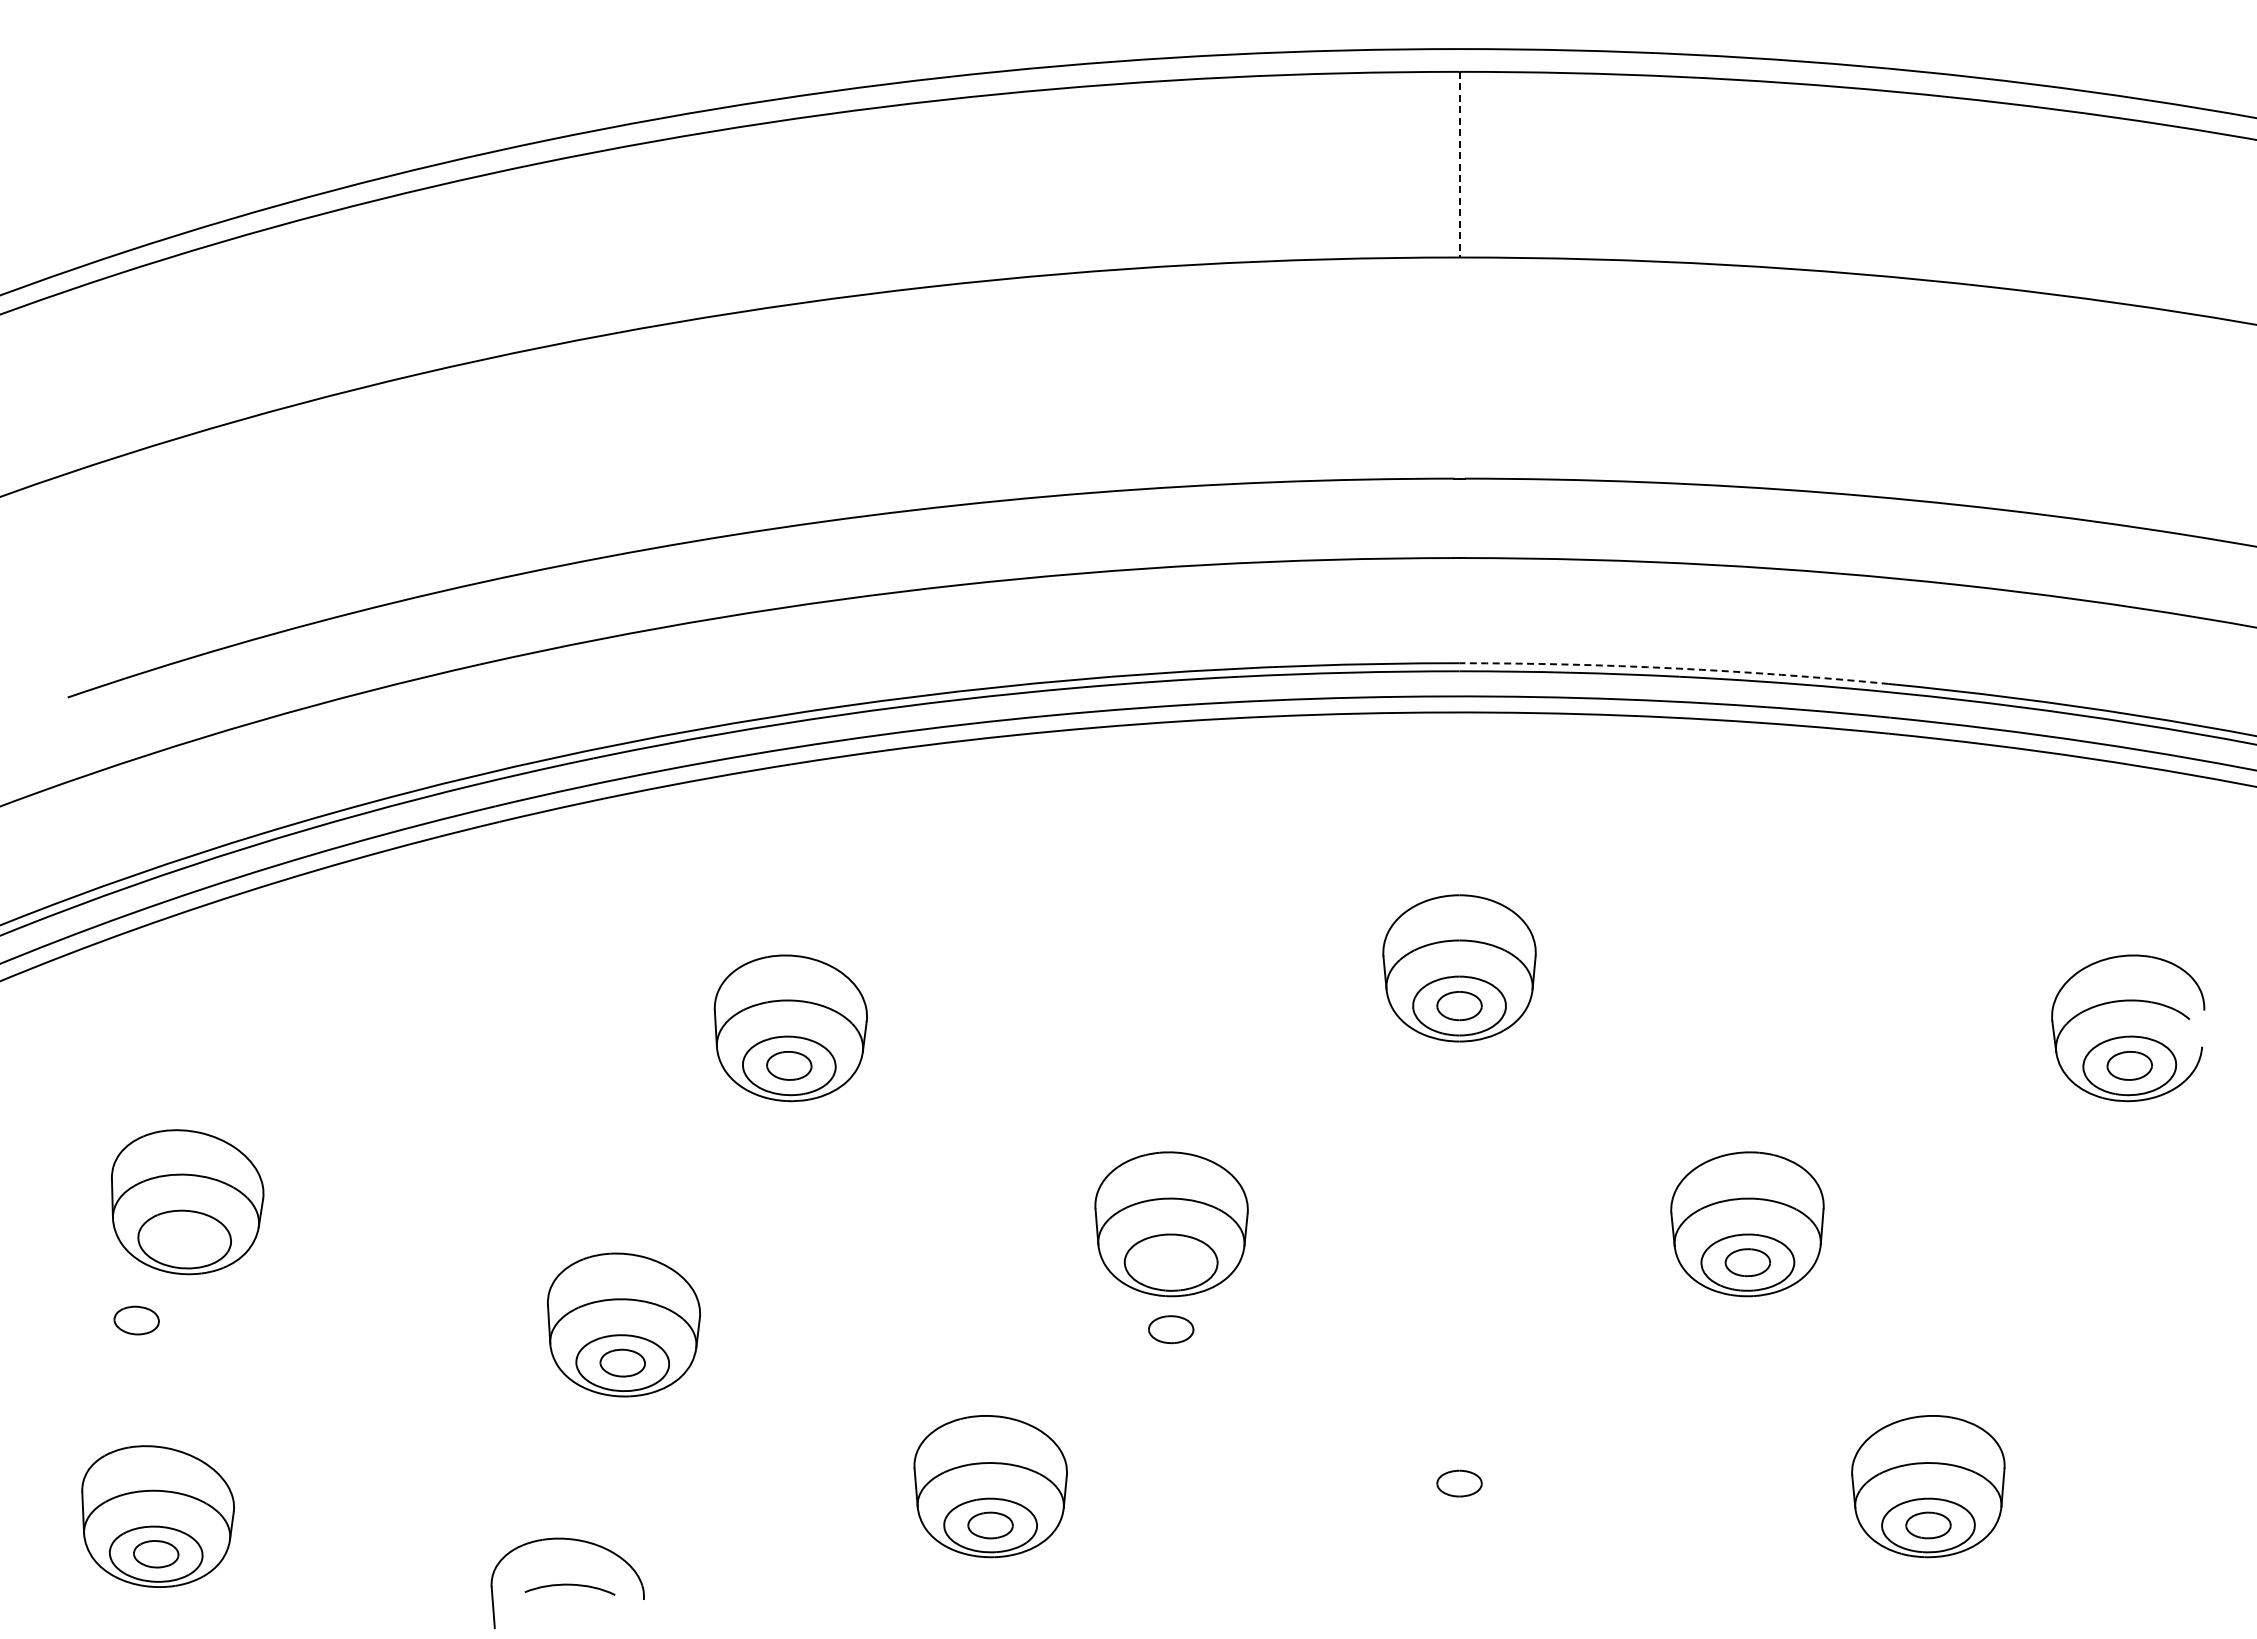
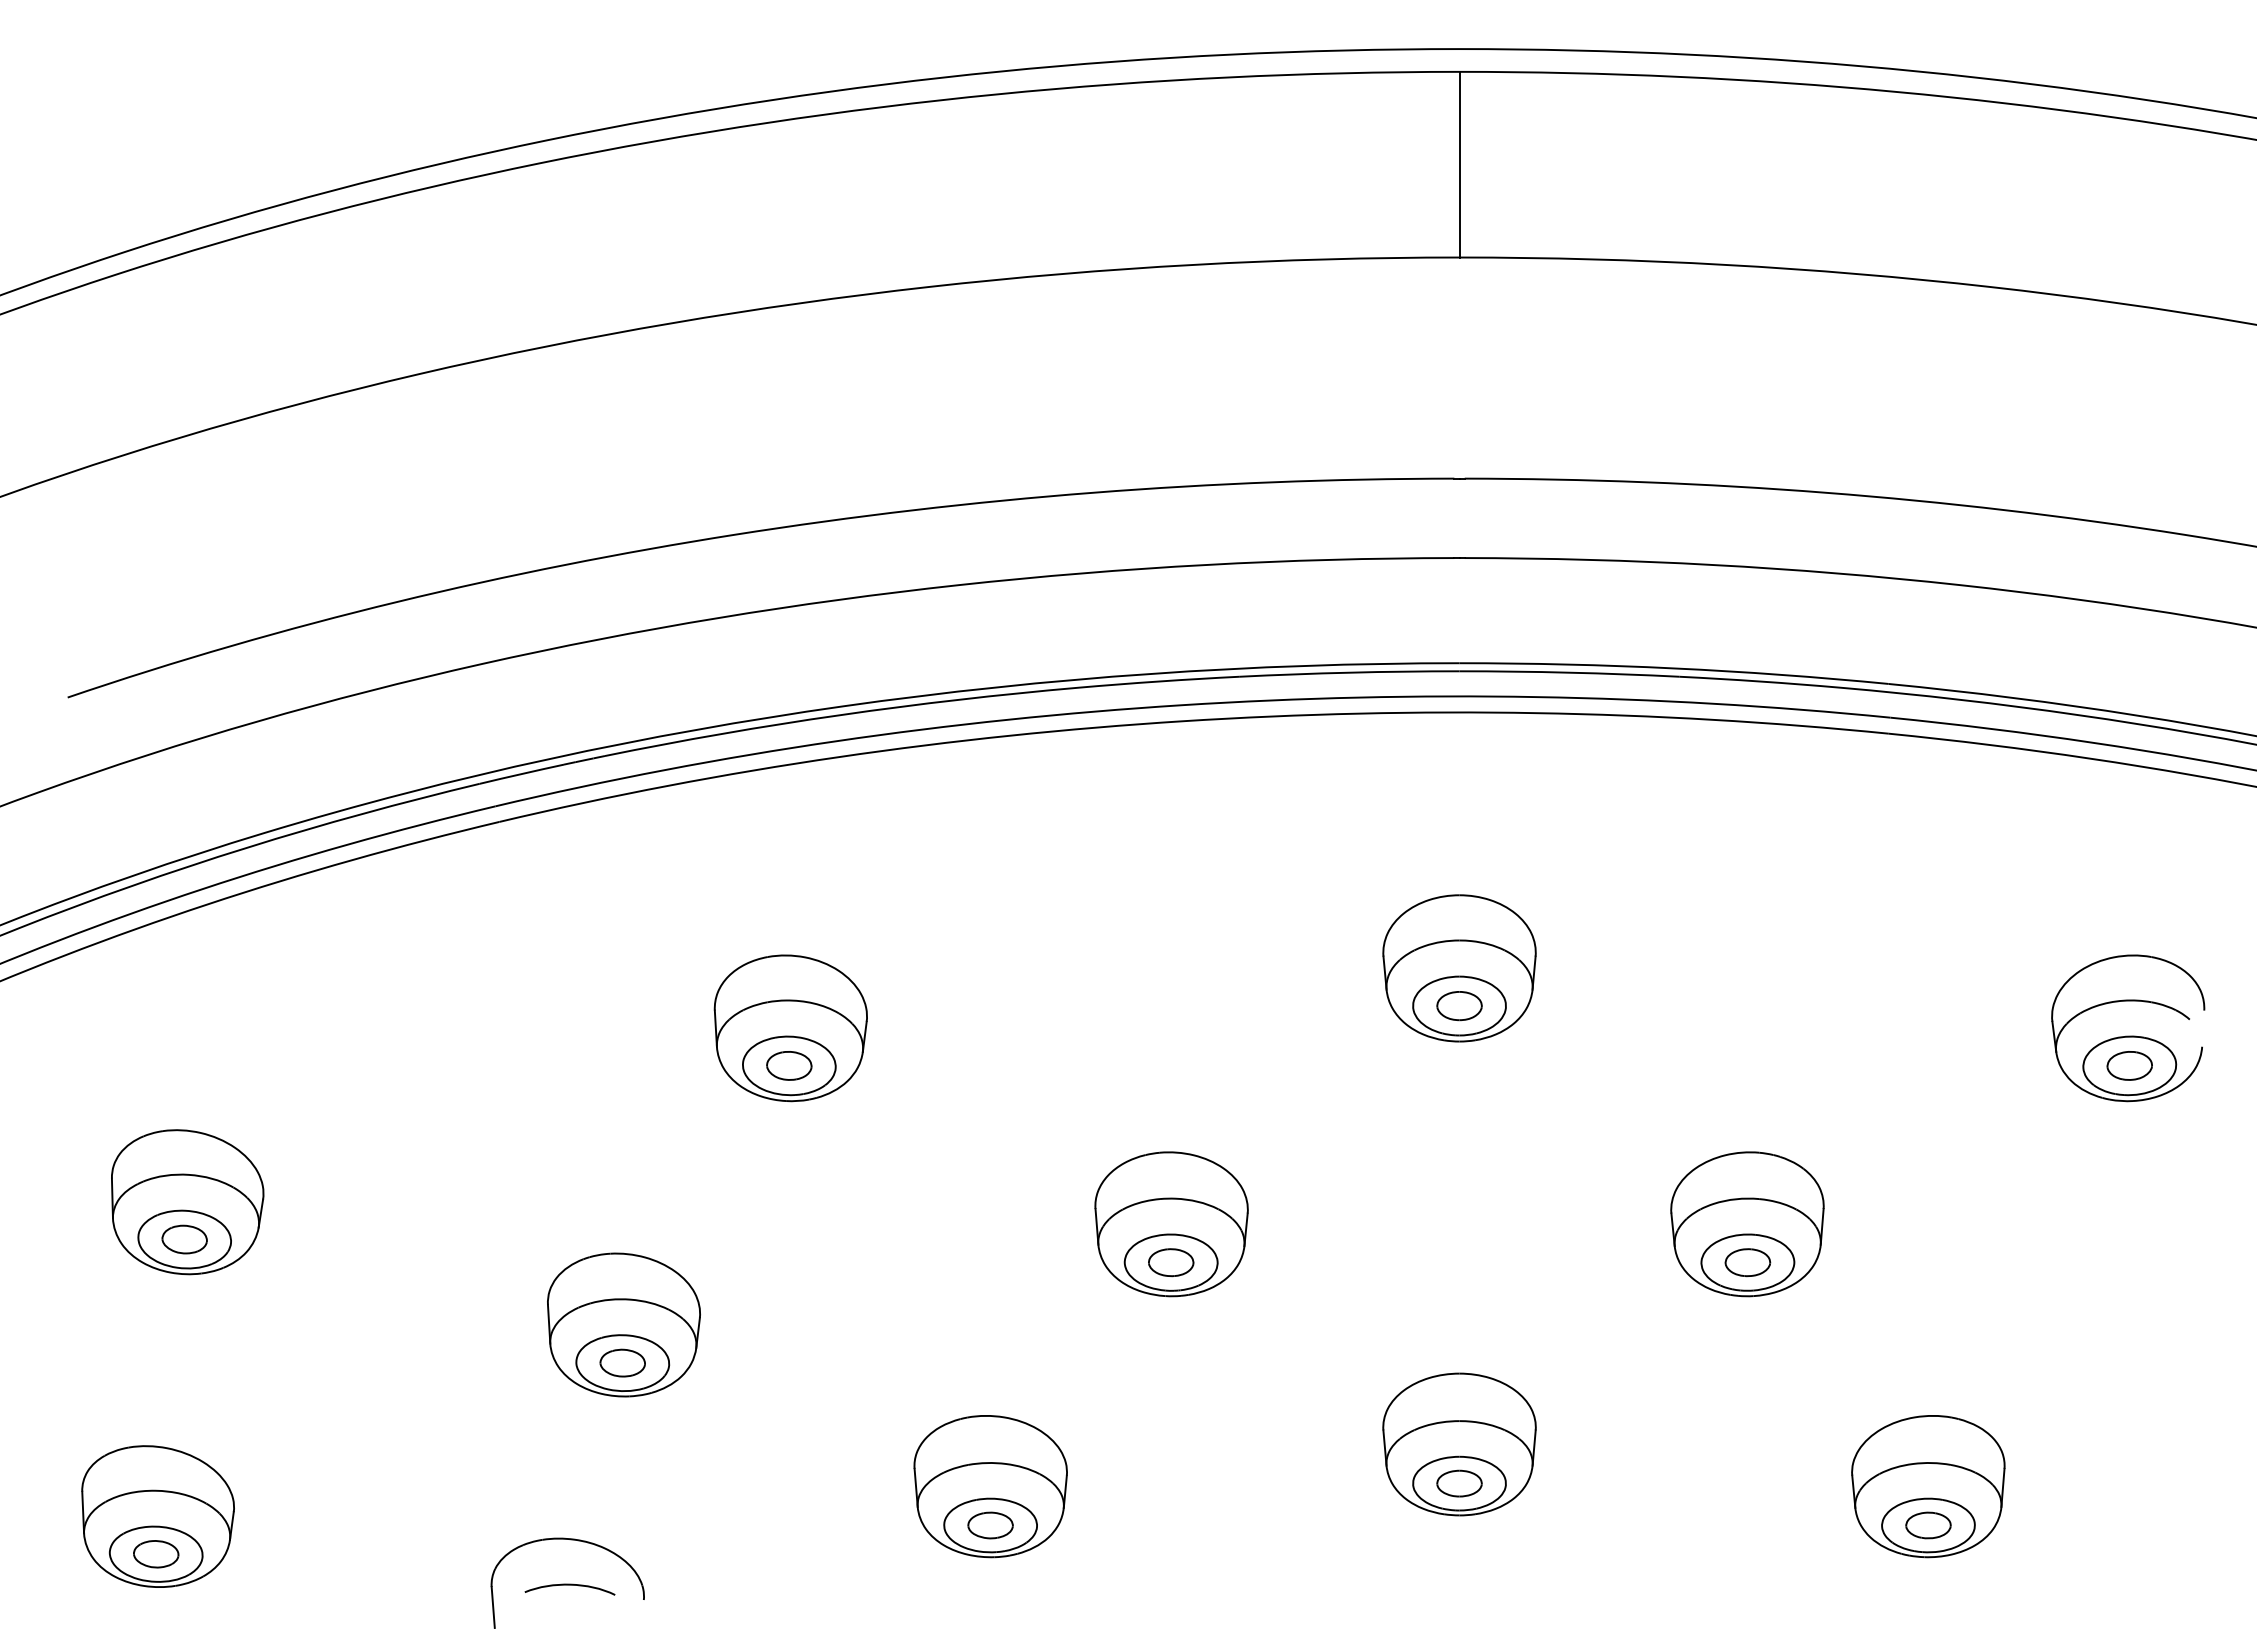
line: dashed -> solid (1459, 164)
arc: dashed -> solid (1674, 668)
part position: (136, 1320) -> (184, 1239) (184, 1239)
part position: (1171, 1329) -> (1171, 1262) (1171, 1262)
part: none -> present (1459, 1444)
